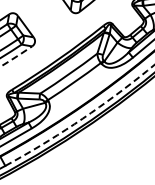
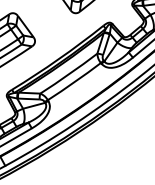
arc: dashed -> solid (16, 56)
arc: dashed -> solid (82, 118)
